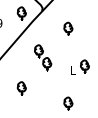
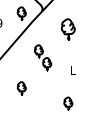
part size: 11x15 px -> 16x23 px (67, 29)
part: present -> none (84, 66)
